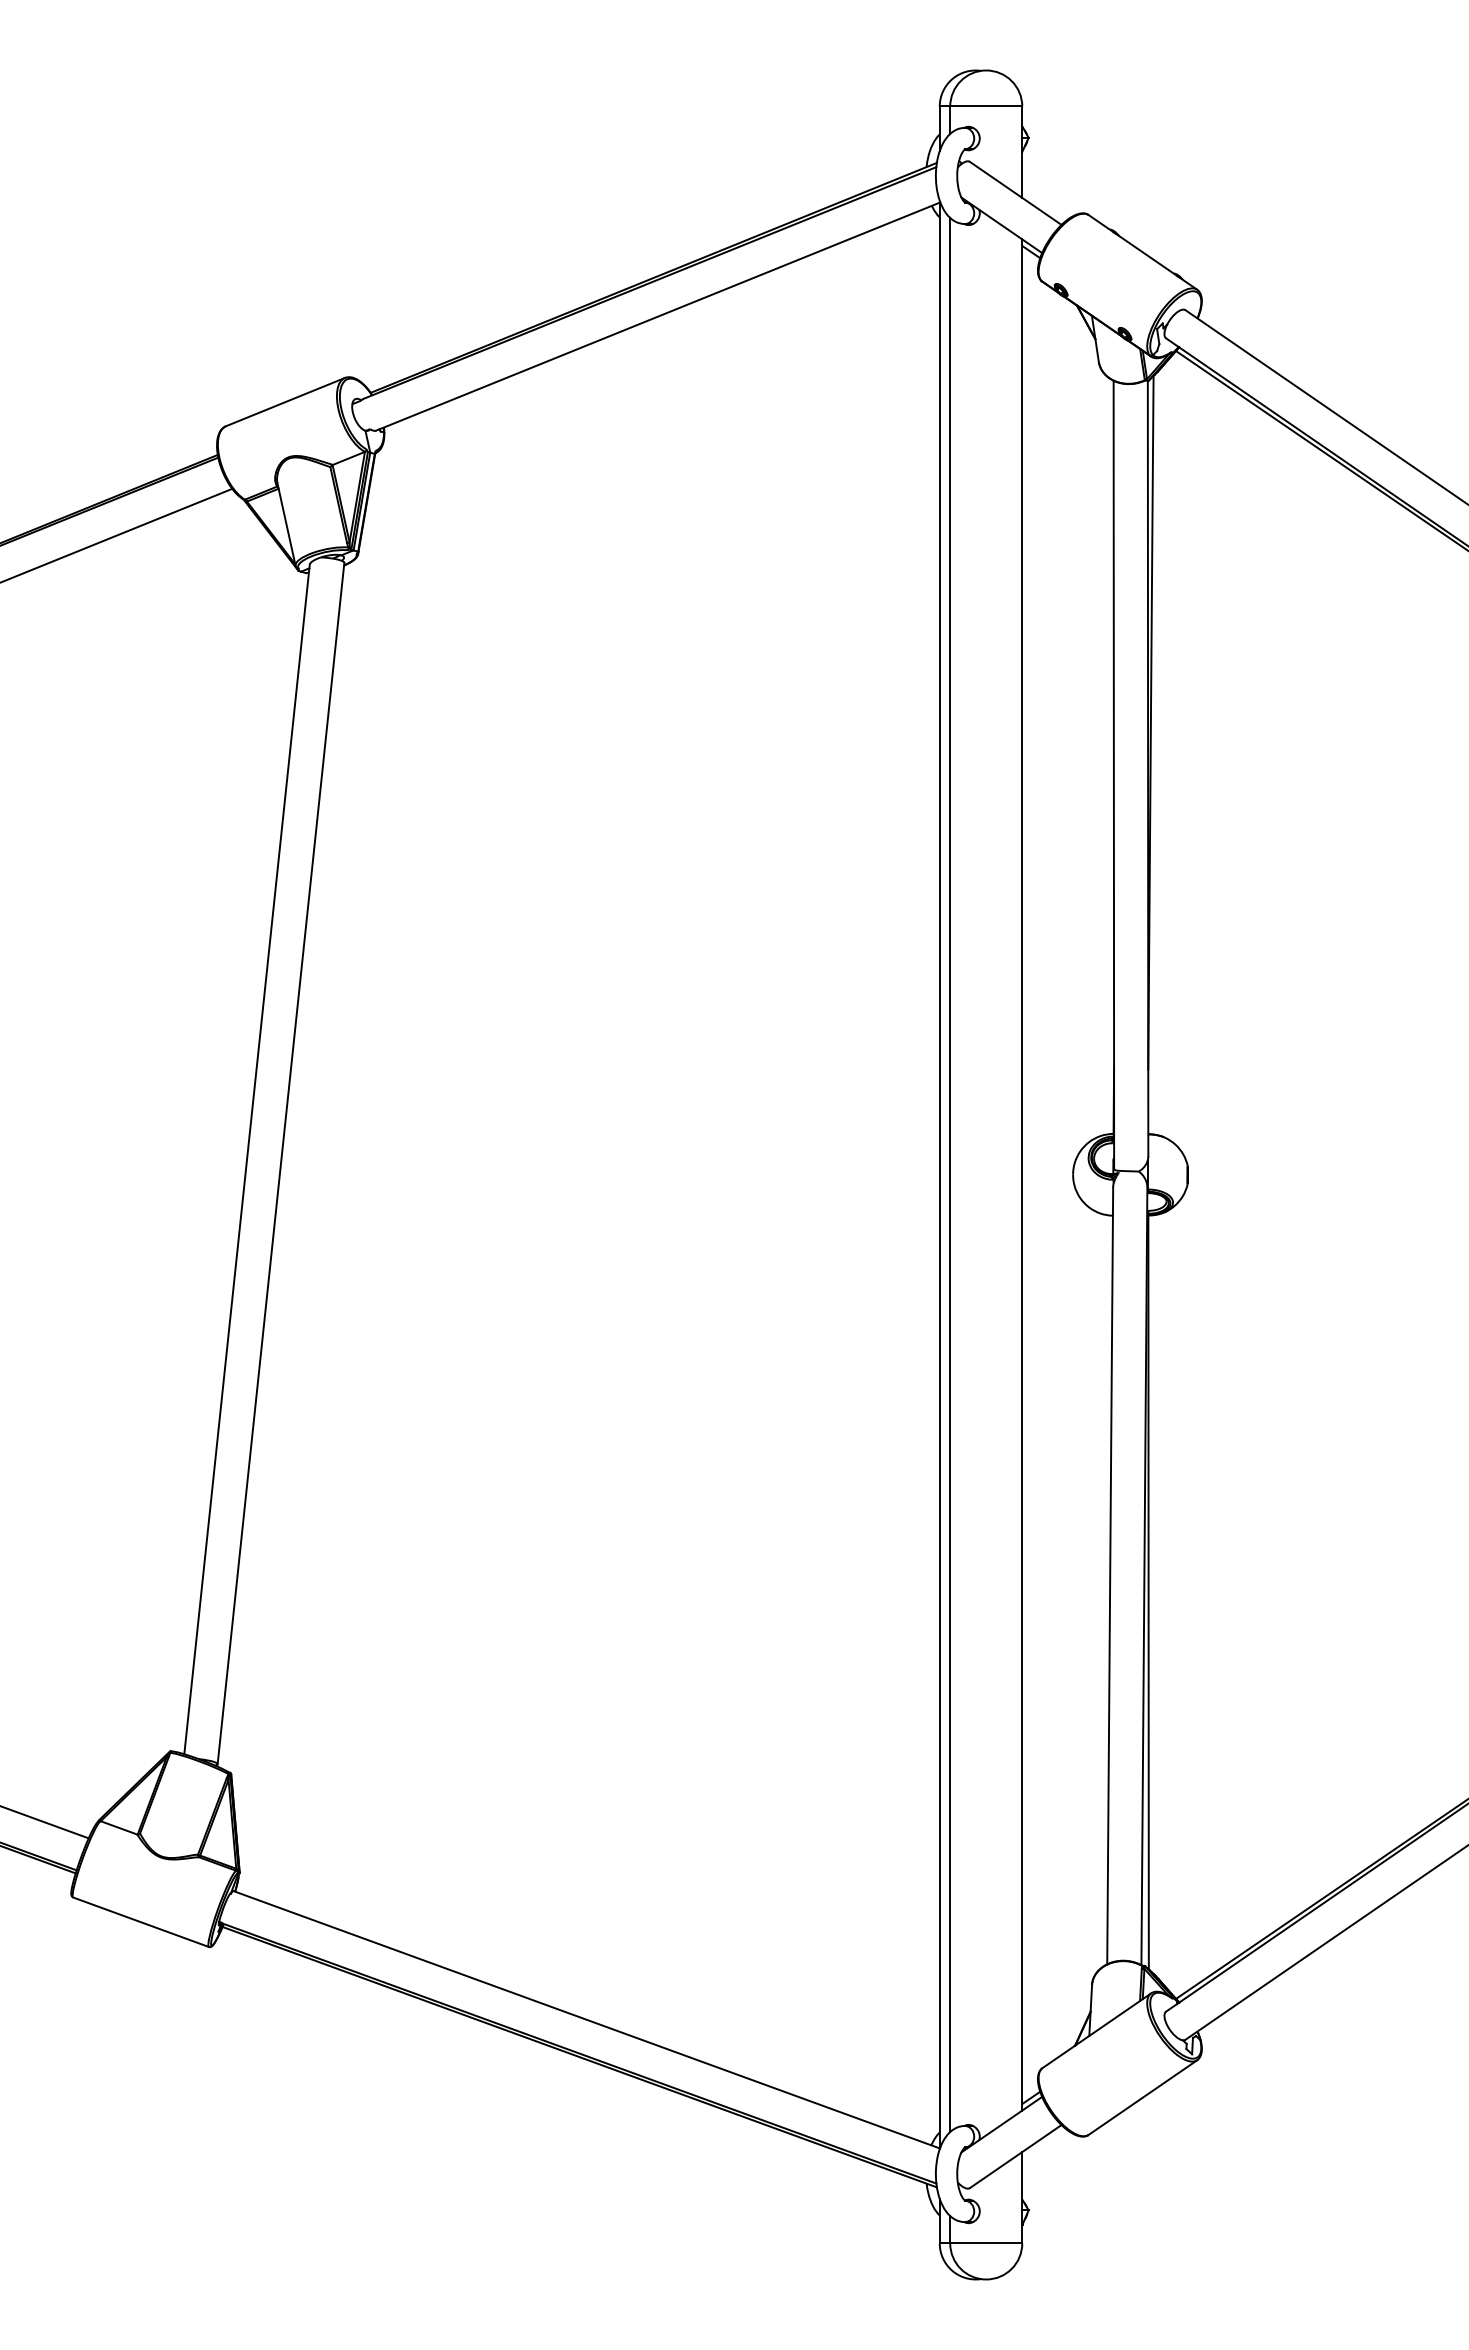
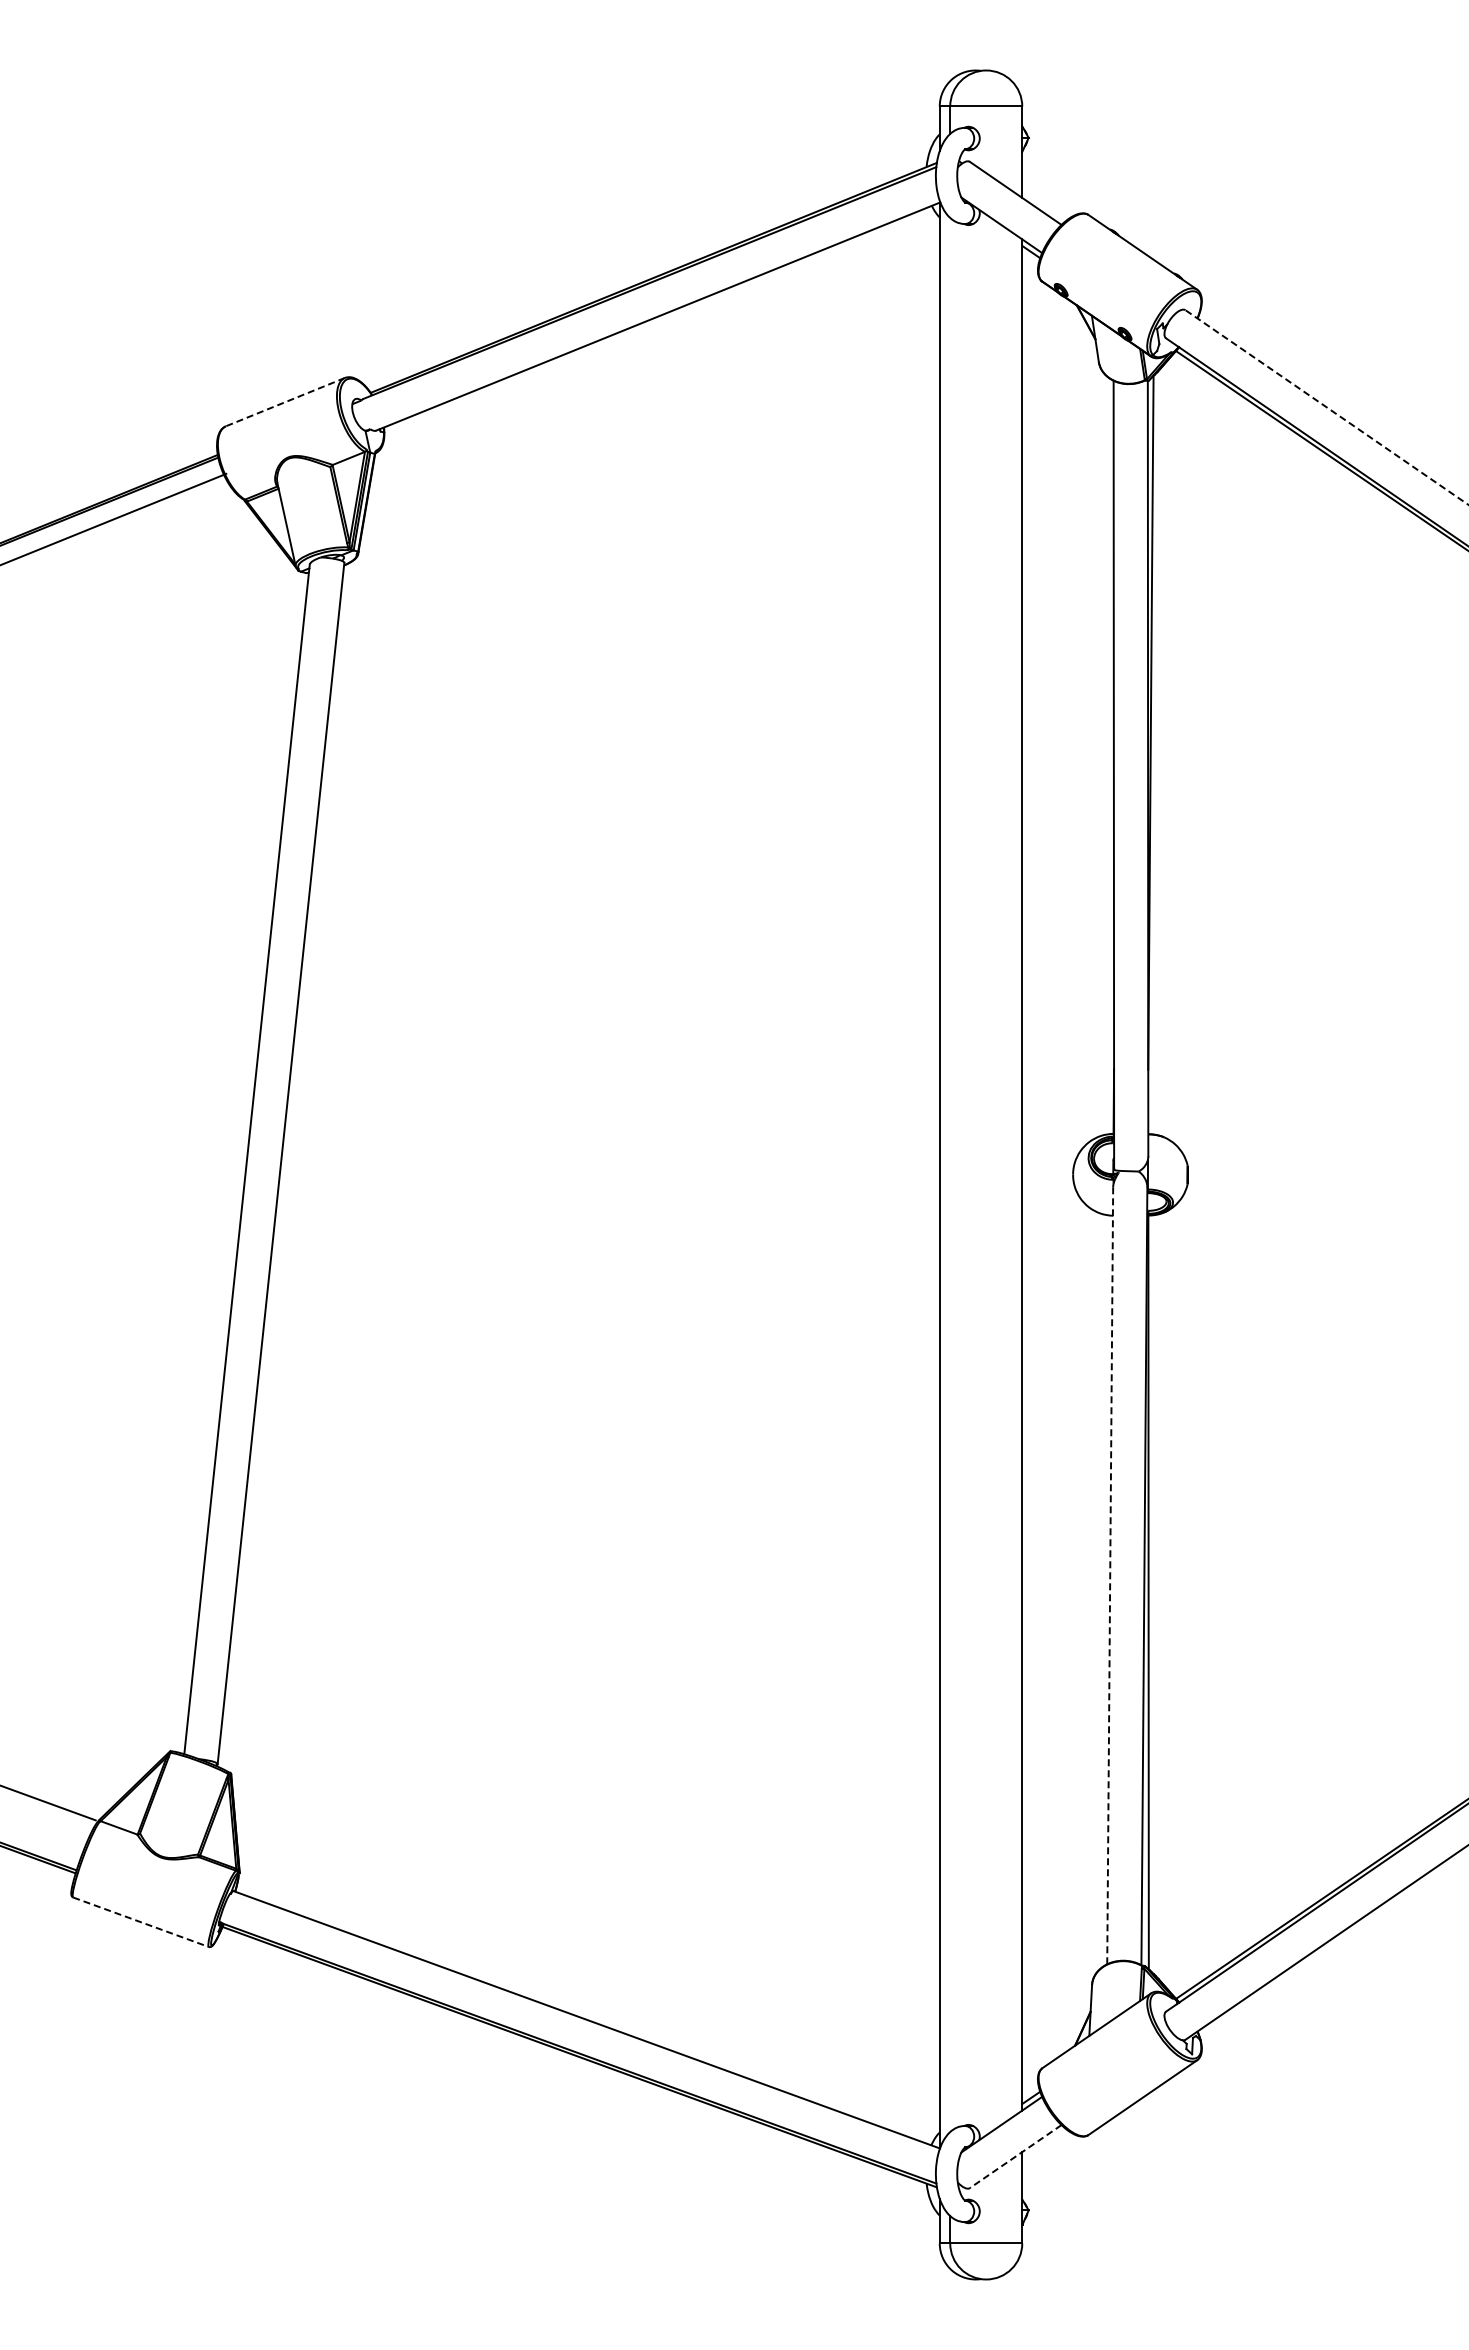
line: solid -> dashed (284, 402)
line: solid -> dashed (1327, 407)
line position: (117, 535) -> (114, 518) (114, 518)
line: present -> none (950, 1174)
line: solid -> dashed (1110, 1575)
line position: (45, 1822) -> (48, 1803) (48, 1803)
line: solid -> dashed (141, 1922)
line: solid -> dashed (1015, 2156)
